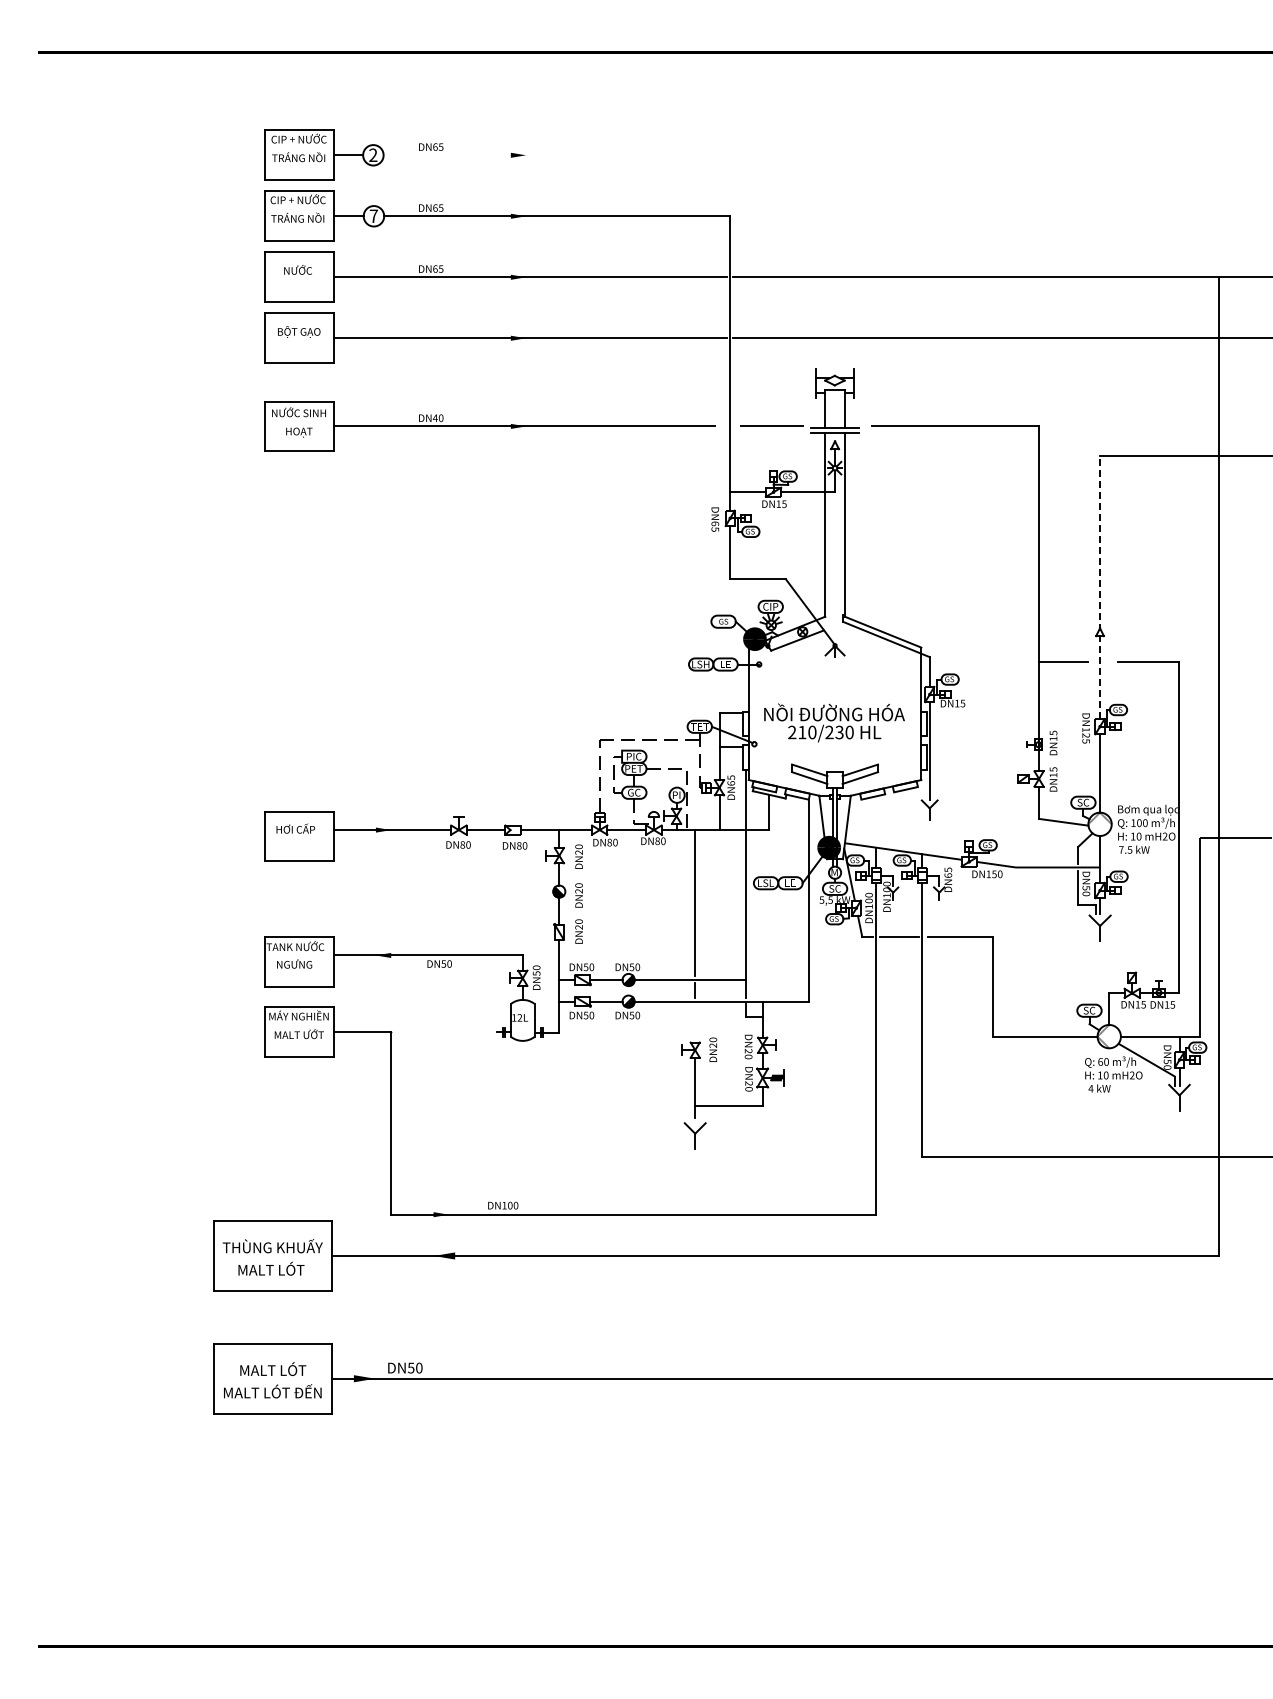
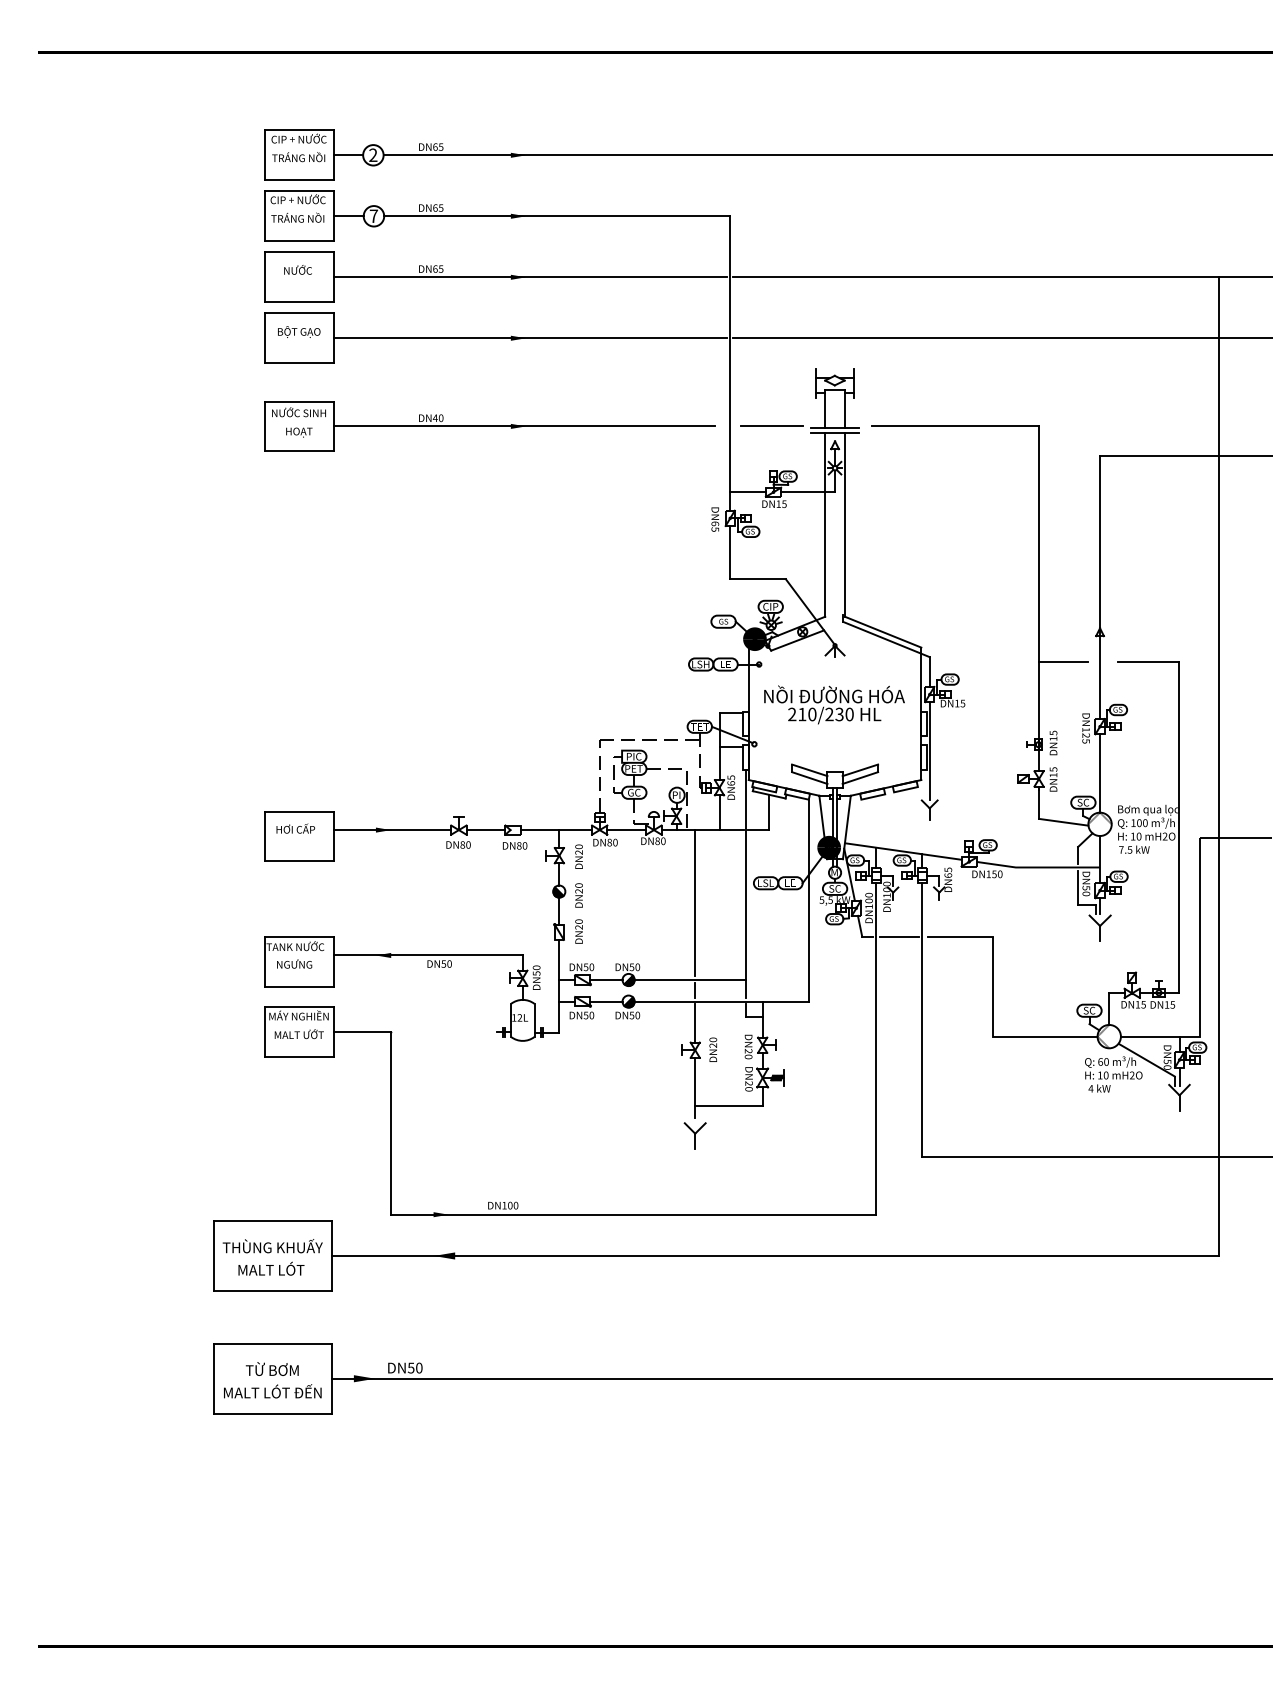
line: none -> present (826, 155)
line: dashed -> solid (1100, 587)
text position: (834, 722) -> (834, 704) (834, 704)
line: none -> present (695, 1023)
text: MALT LÓT -> TỪ BƠM (273, 1368)
